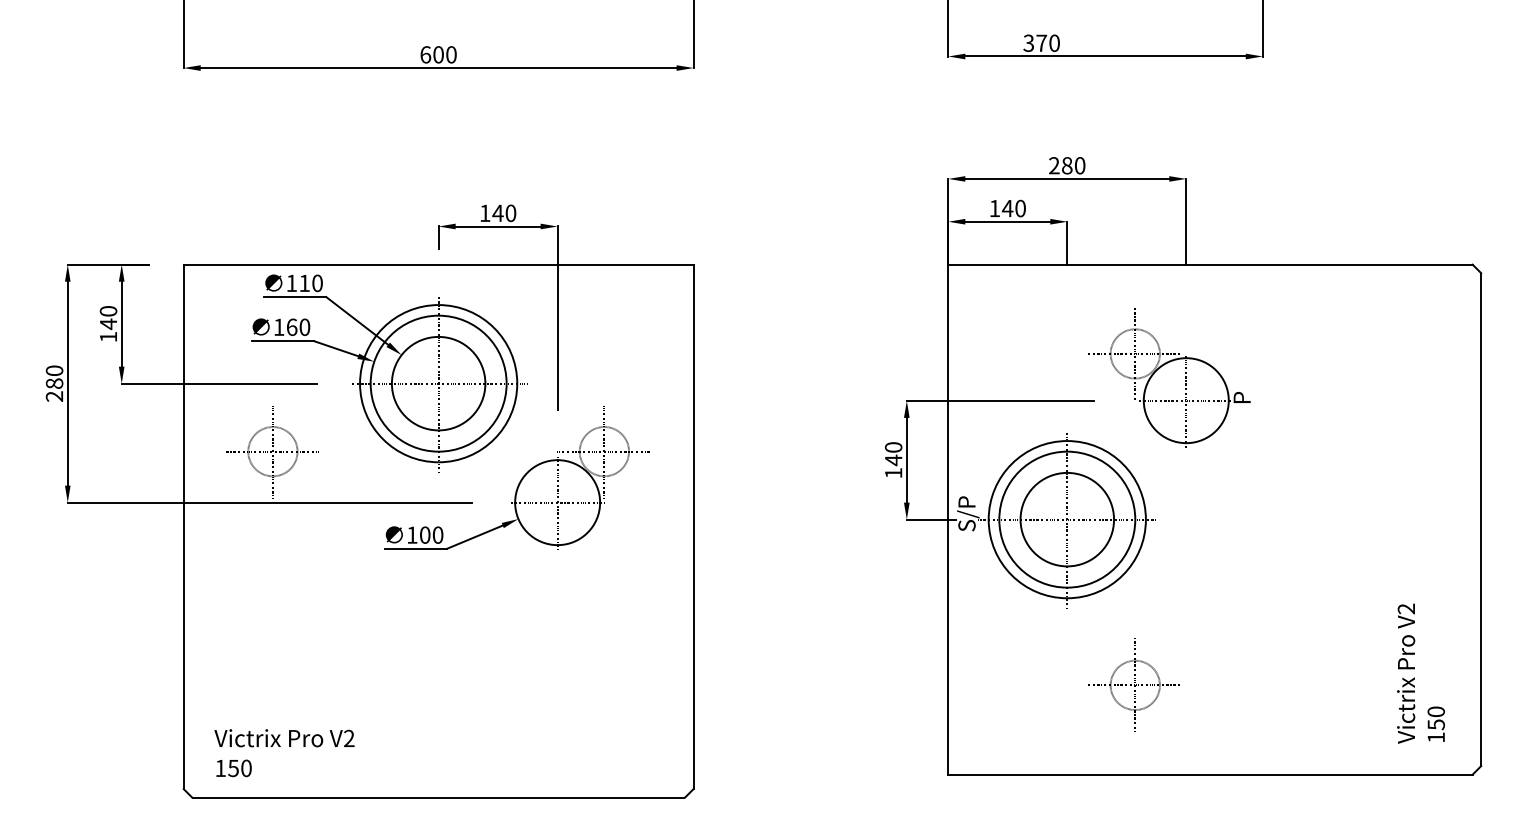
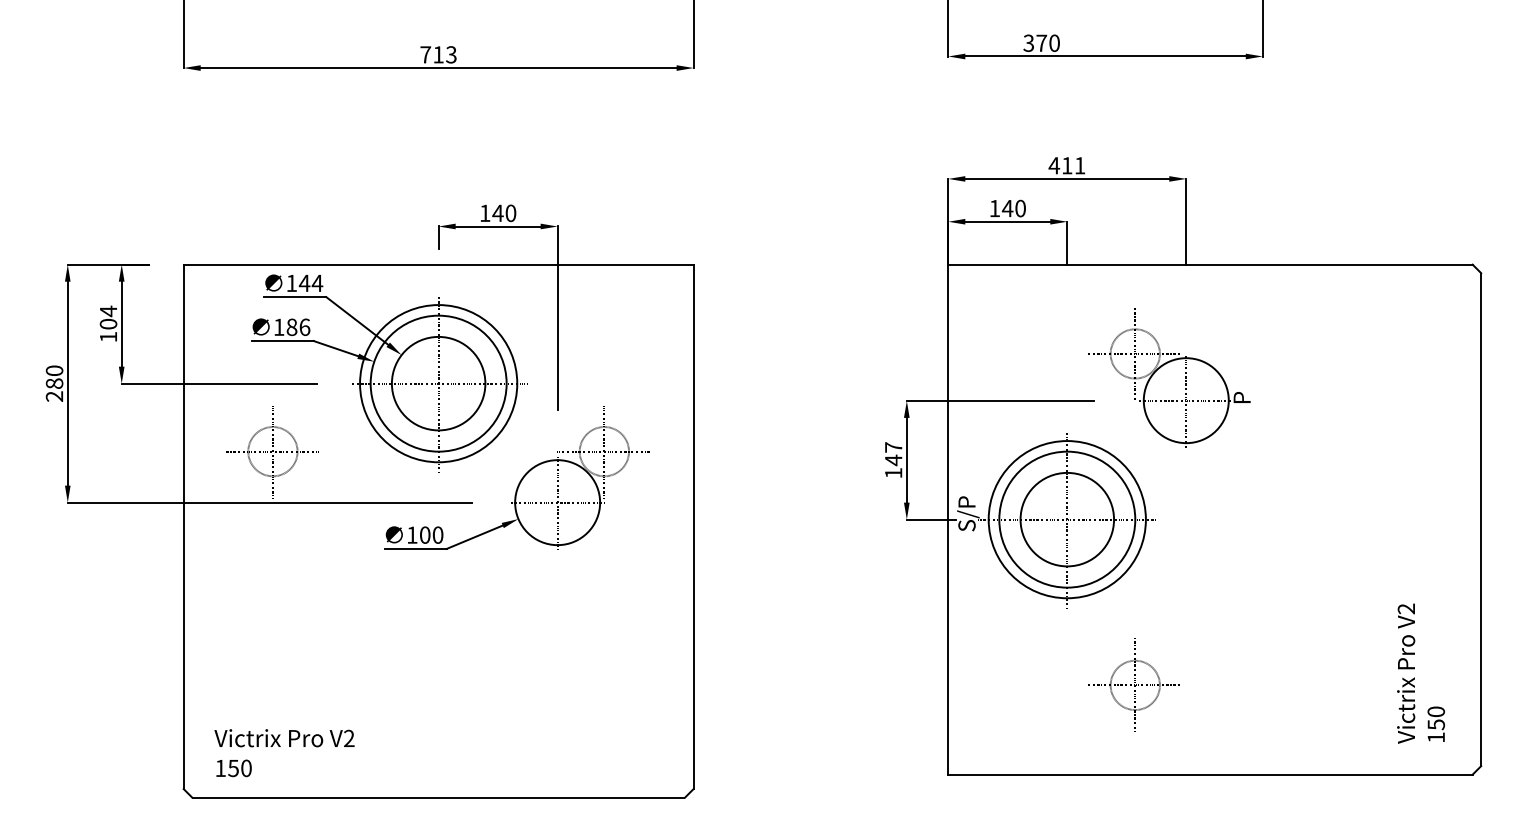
text: 600 -> 713 (438, 54)
text: 280 -> 411 (1066, 165)
text: 110 -> 144 (310, 283)
text: 140 -> 104 (108, 317)
text: 160 -> 186 (298, 326)
text: 140 -> 147 (893, 447)
